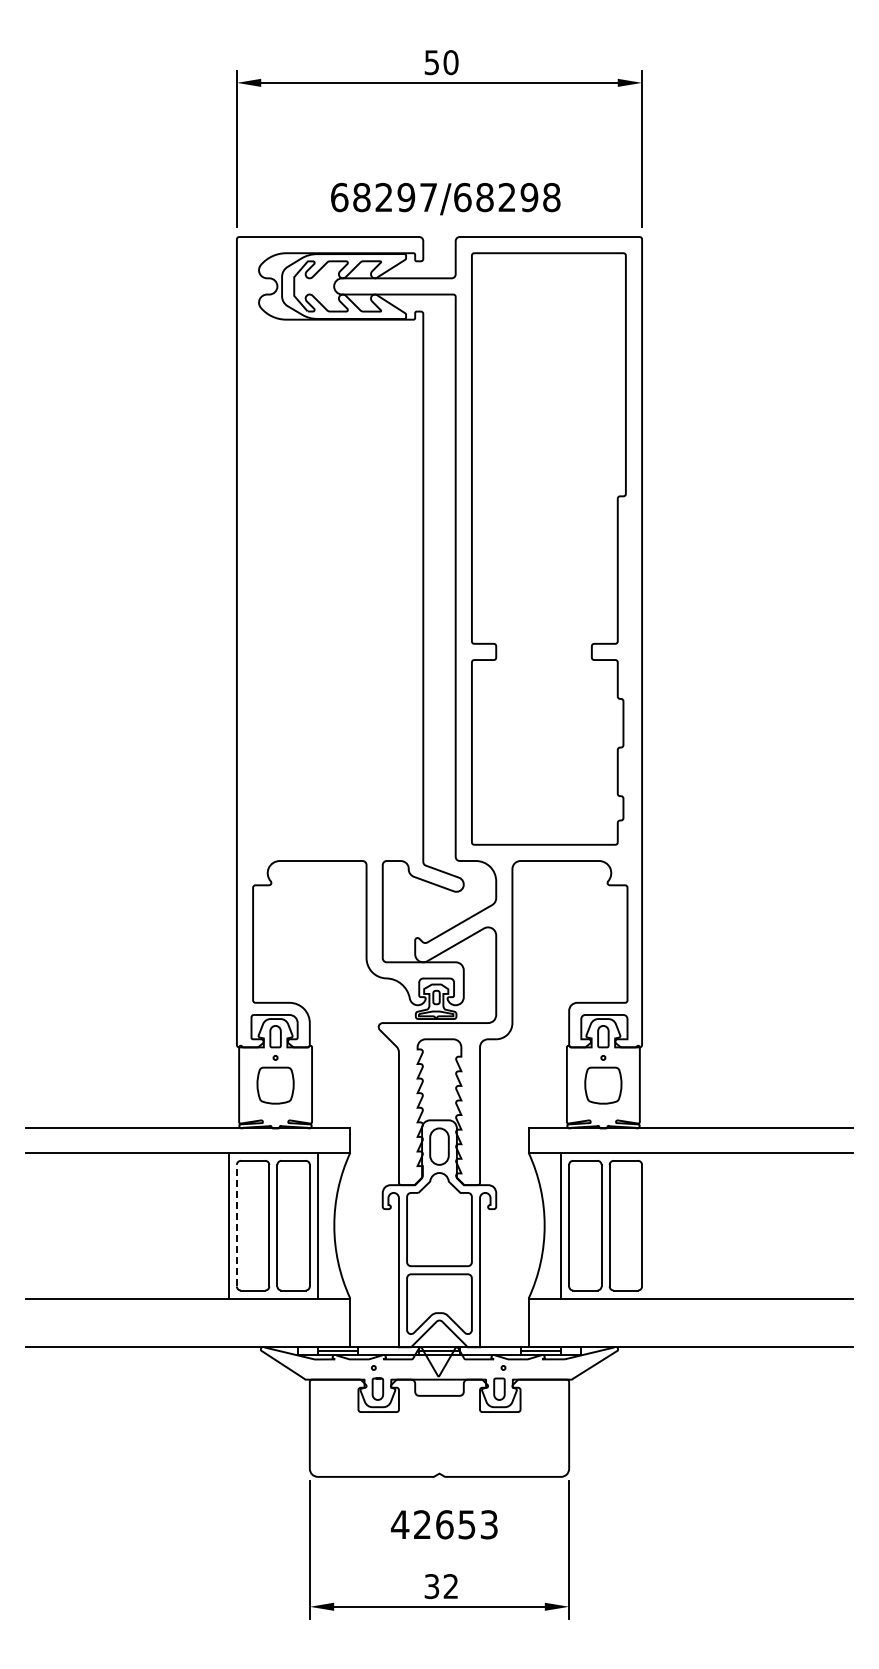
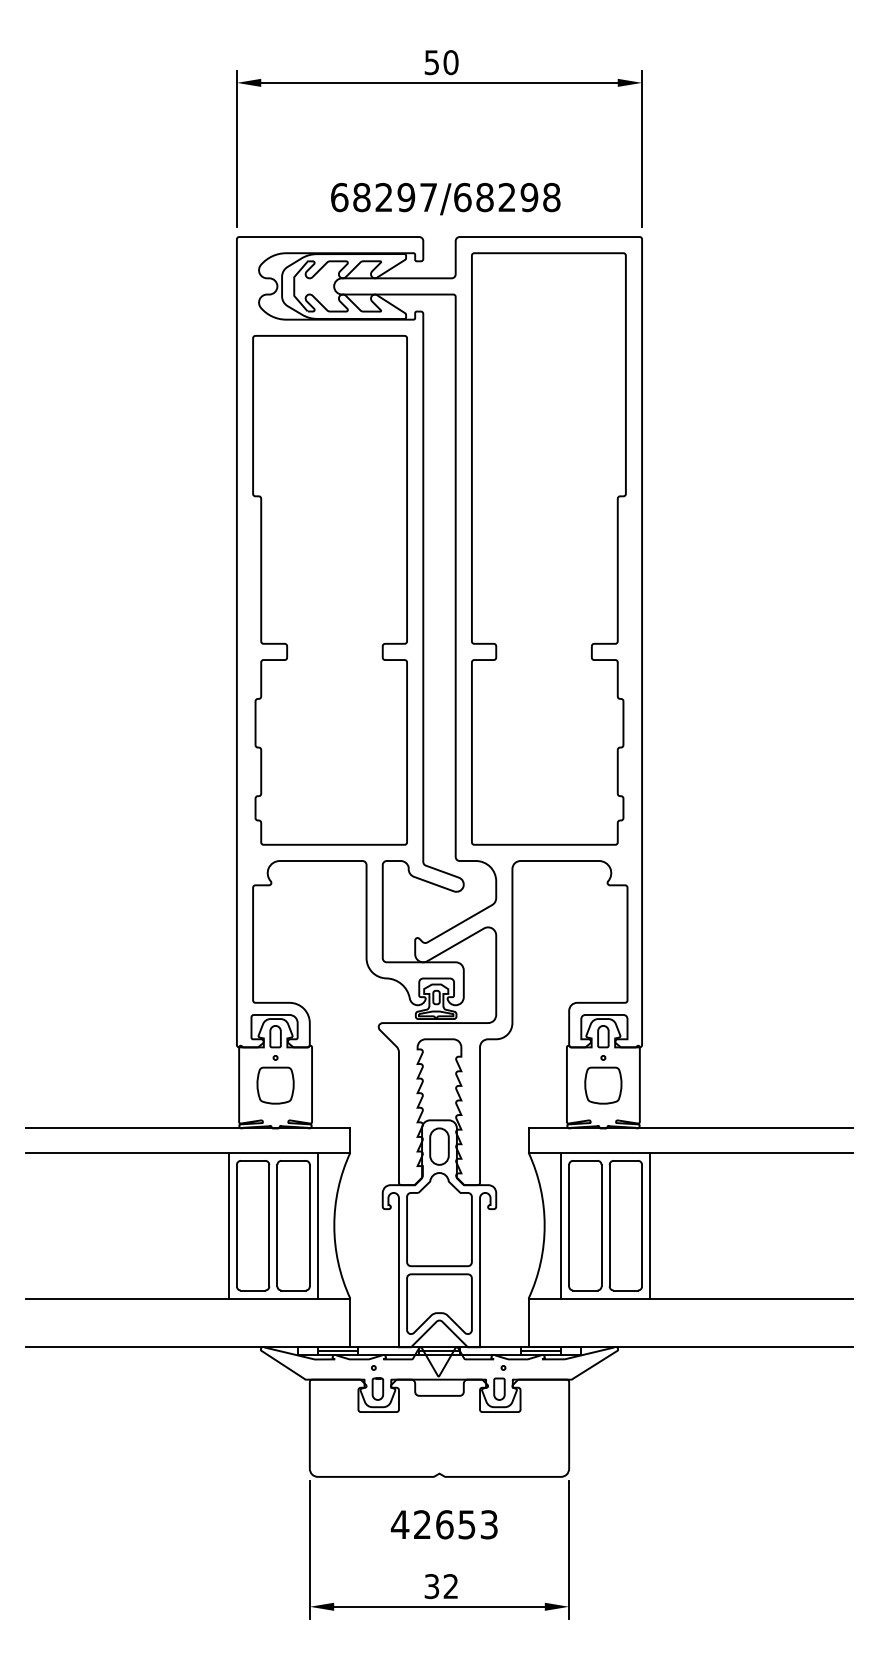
part: none -> present (329, 590)
line: dashed -> solid (236, 1225)
line: none -> present (650, 1225)
